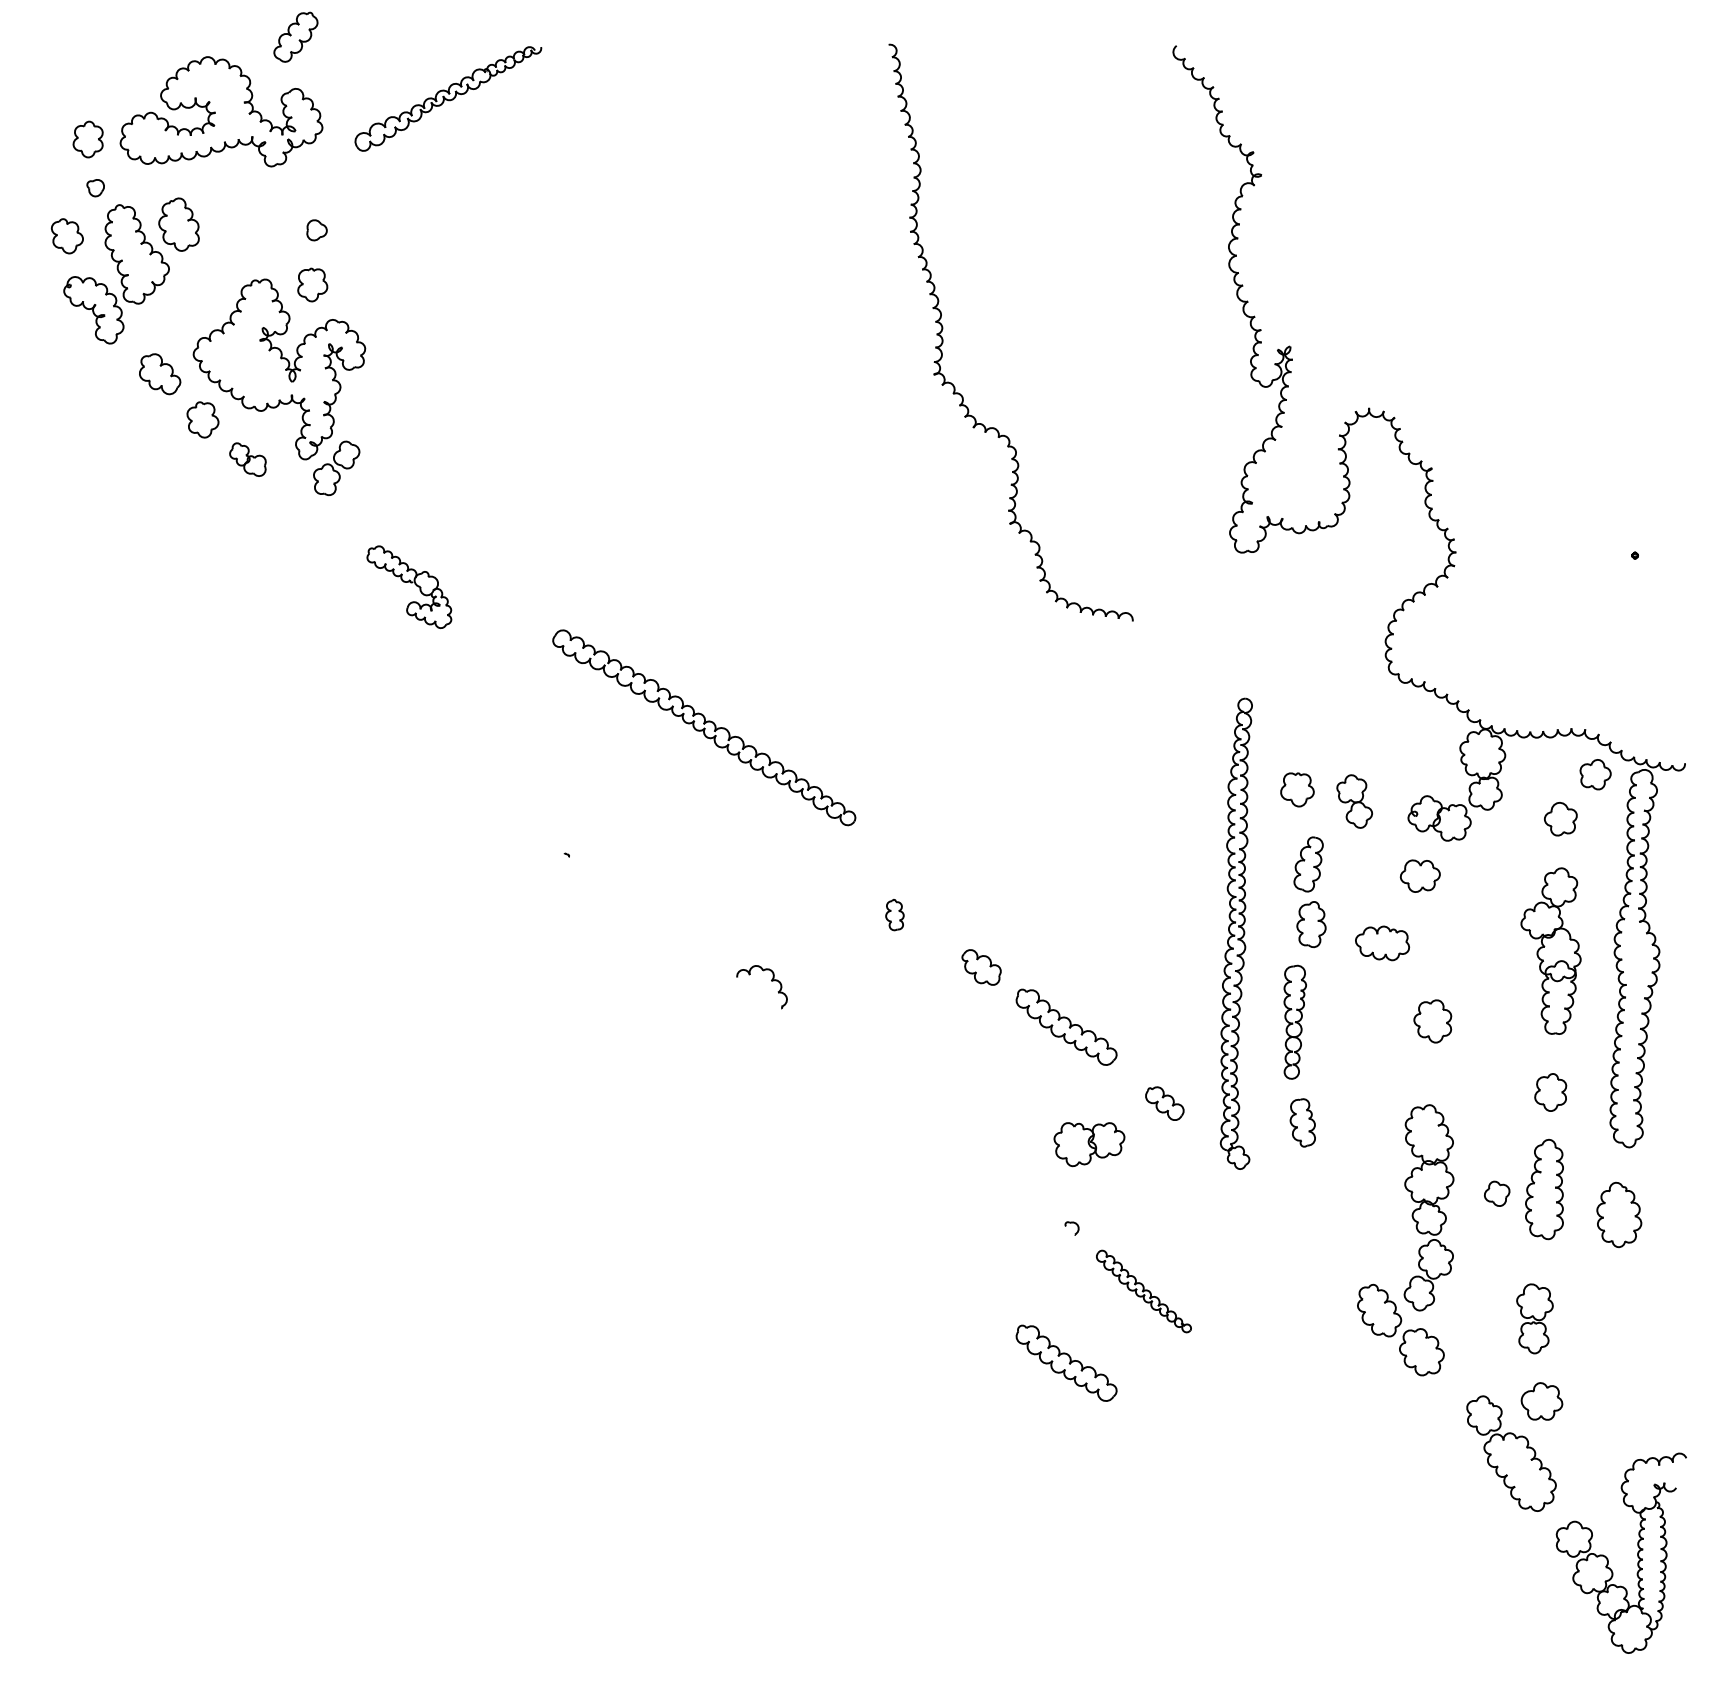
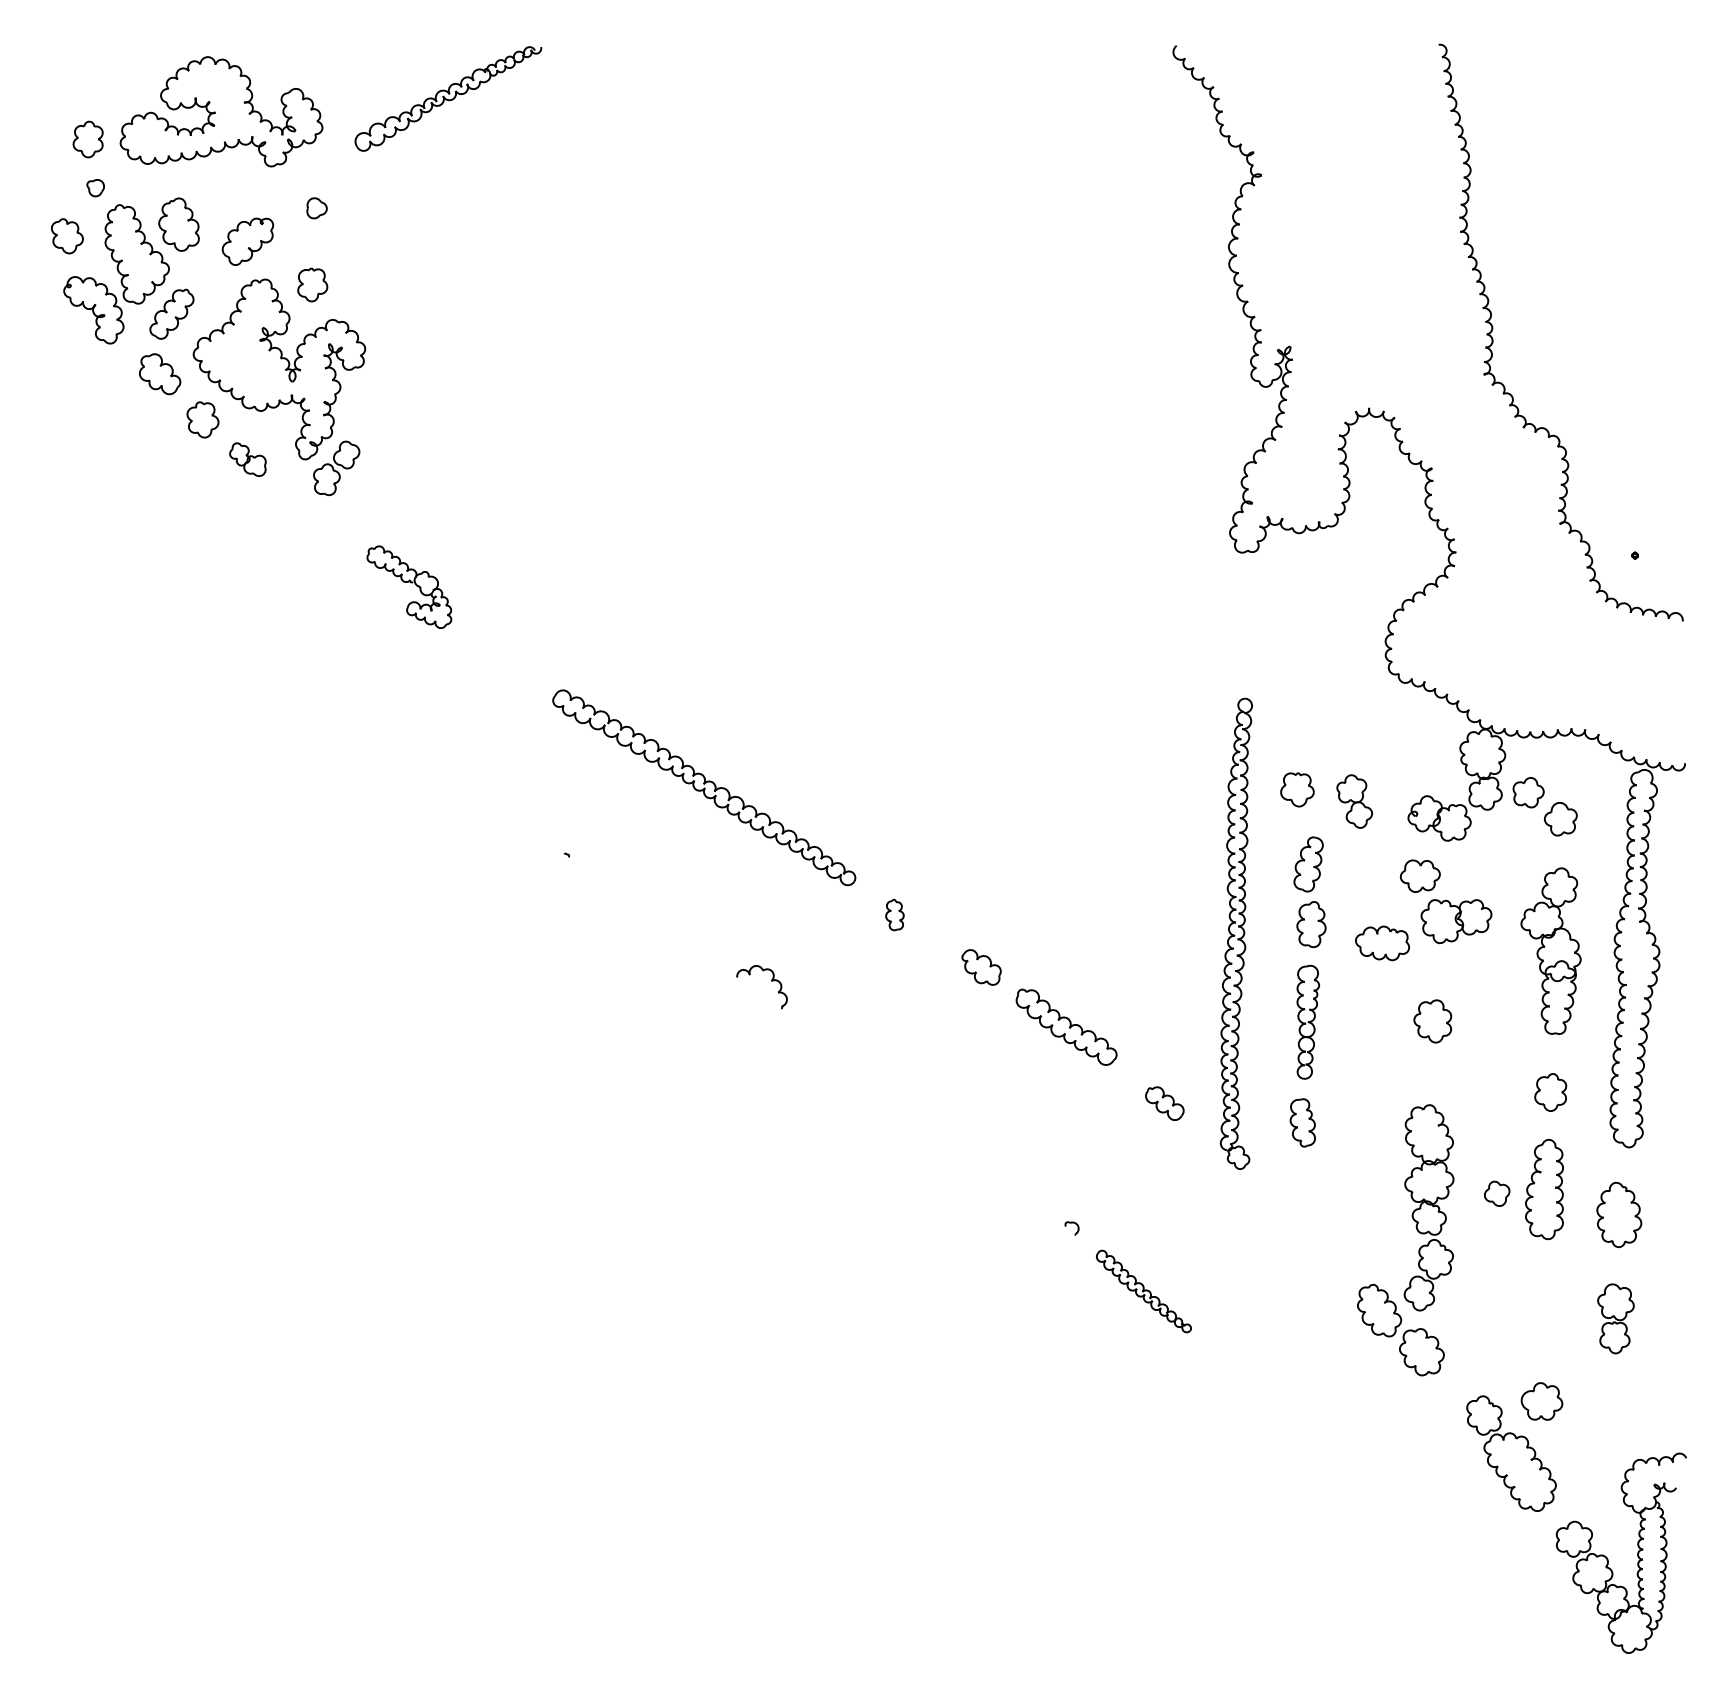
part position: (295, 36) -> (171, 313) (171, 313)
part position: (316, 230) -> (316, 208) (316, 208)
part: none -> present (247, 241)
part position: (943, 329) -> (1493, 329) (1493, 329)
part position: (704, 727) -> (704, 787) (704, 787)
part position: (1595, 774) -> (1528, 792) (1528, 792)
part position: (1294, 1021) -> (1307, 1021) (1307, 1021)
part position: (1089, 1144) -> (1456, 921) (1456, 921)
part position: (1534, 1318) -> (1615, 1318) (1615, 1318)
part: present -> none (1066, 1362)
